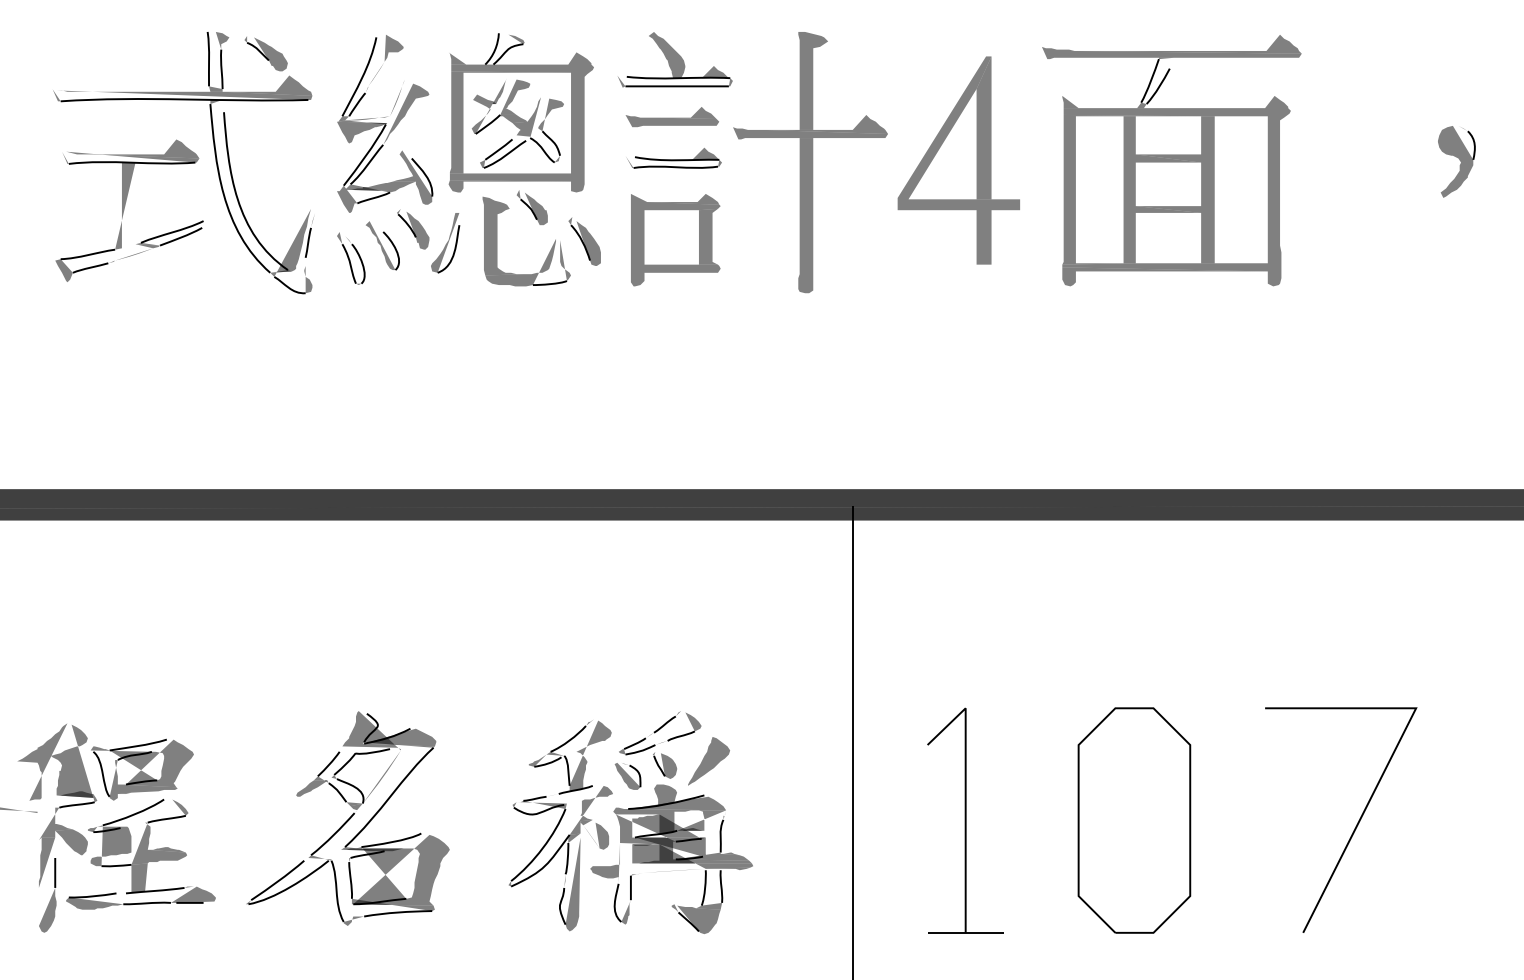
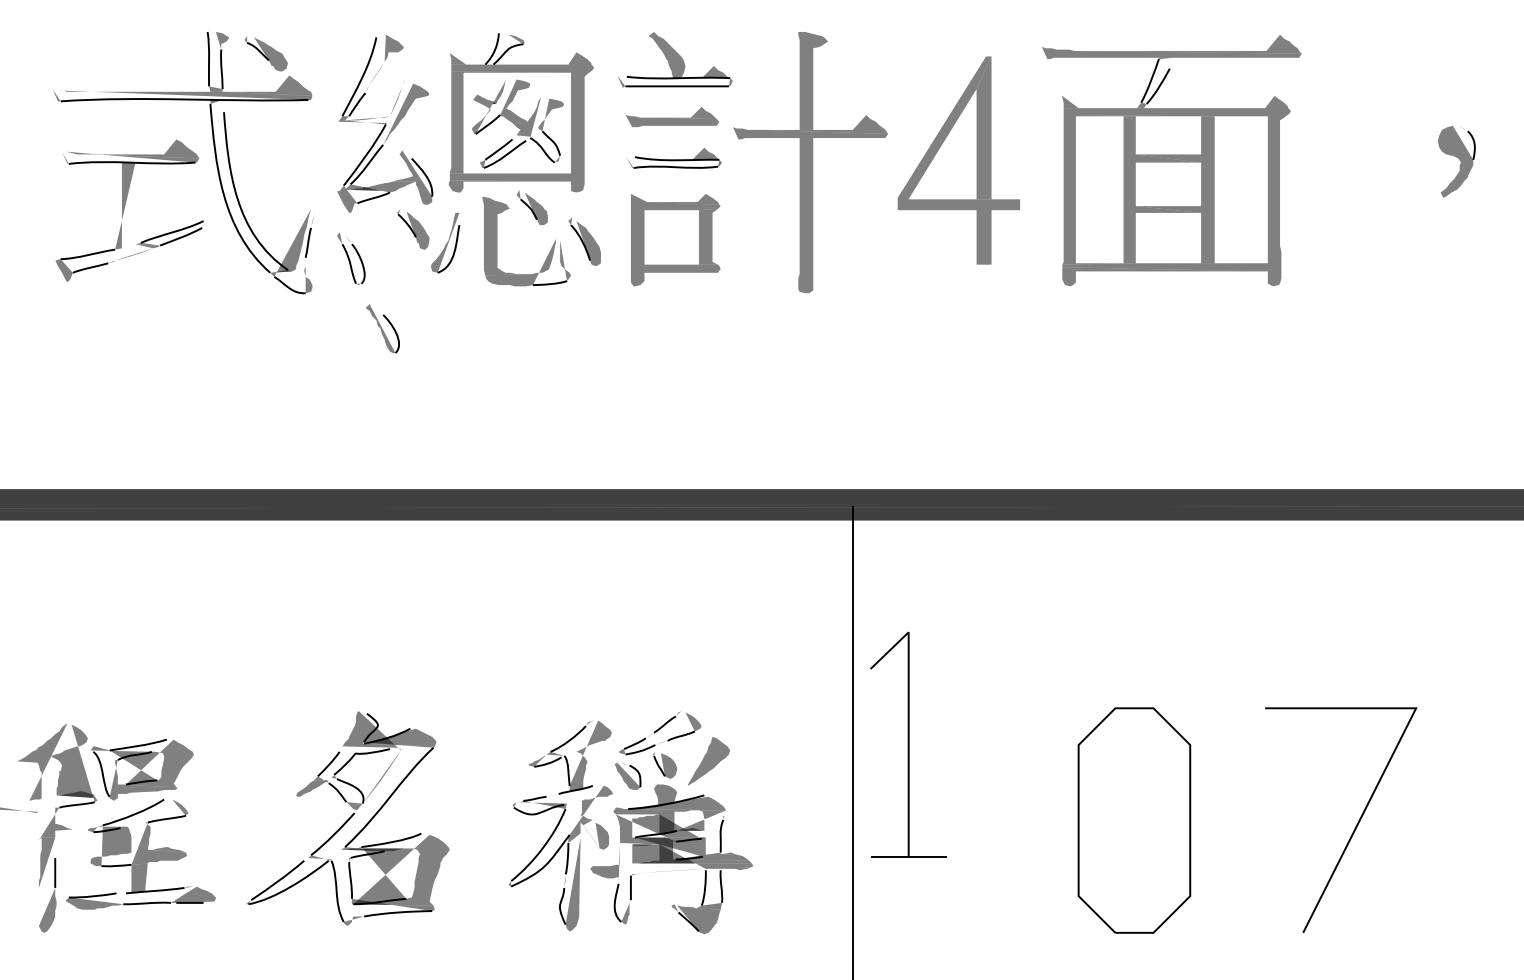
fill: present -> none (361, 132)
part position: (382, 245) -> (382, 328) (382, 328)
part position: (965, 820) -> (908, 744) (908, 744)
fill: present -> none (71, 842)
